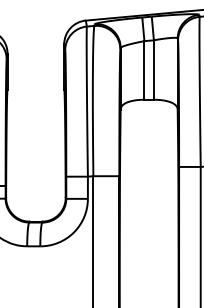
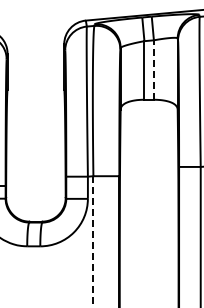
line: solid -> dashed (153, 70)
line: solid -> dashed (93, 241)
